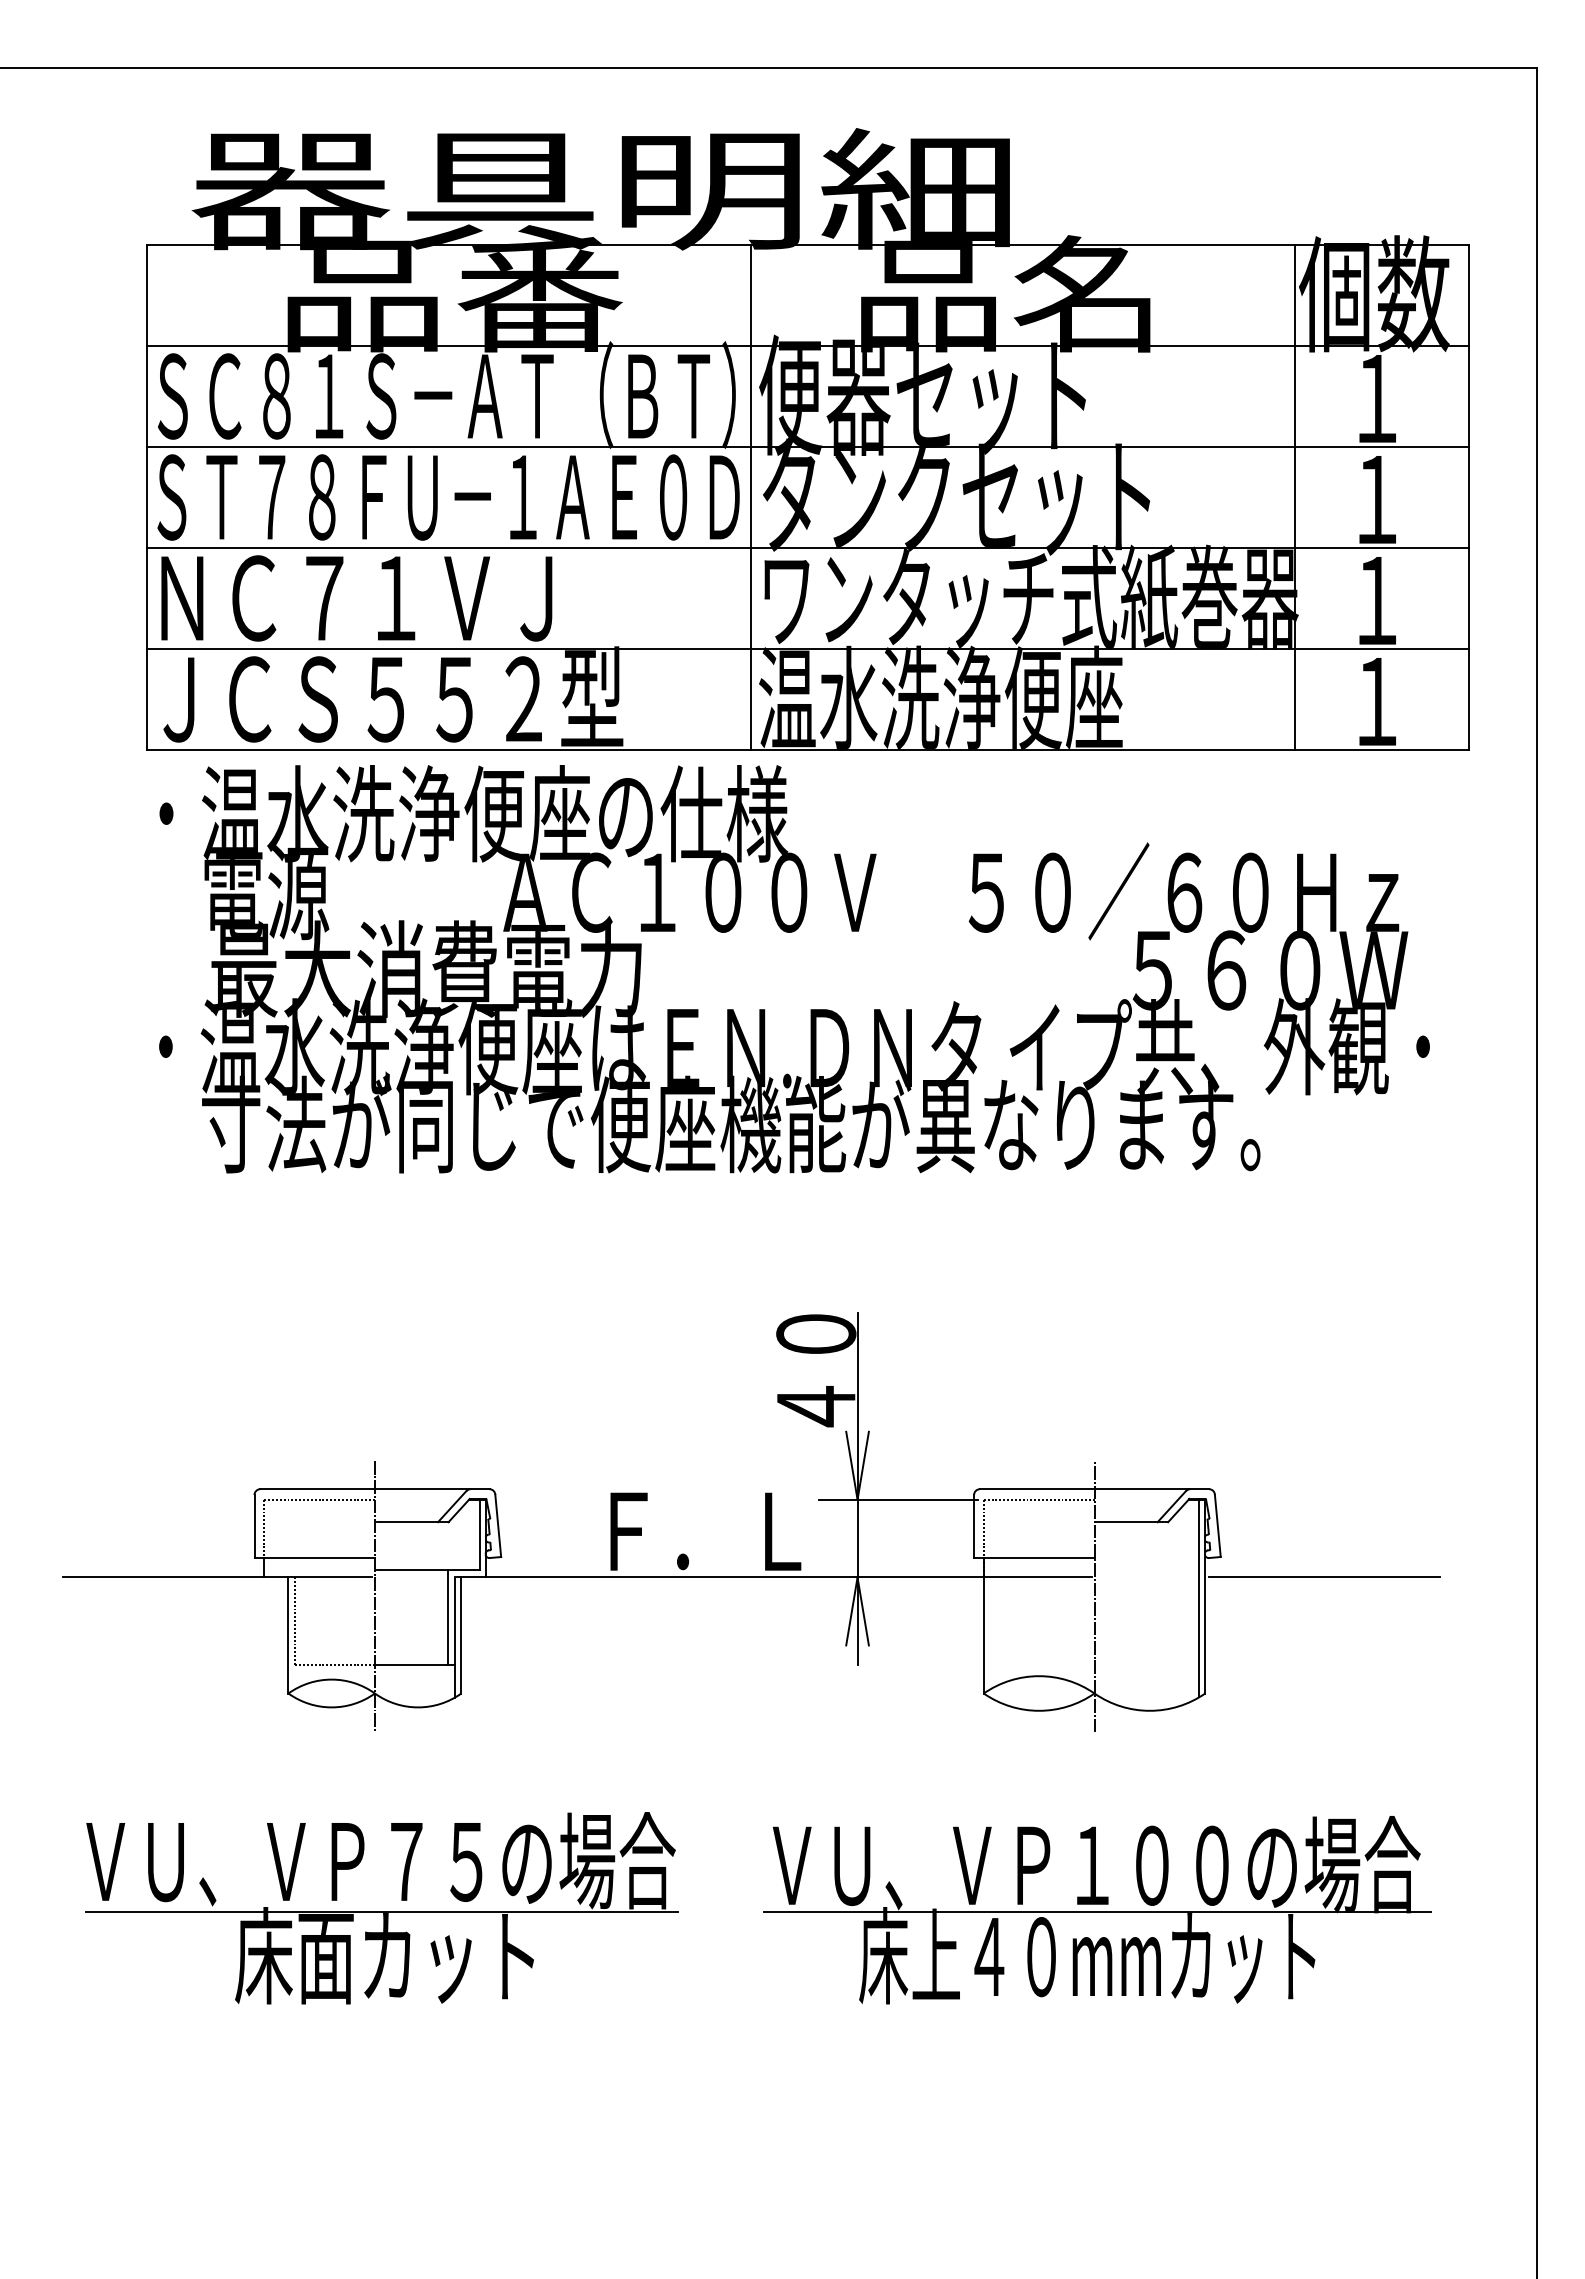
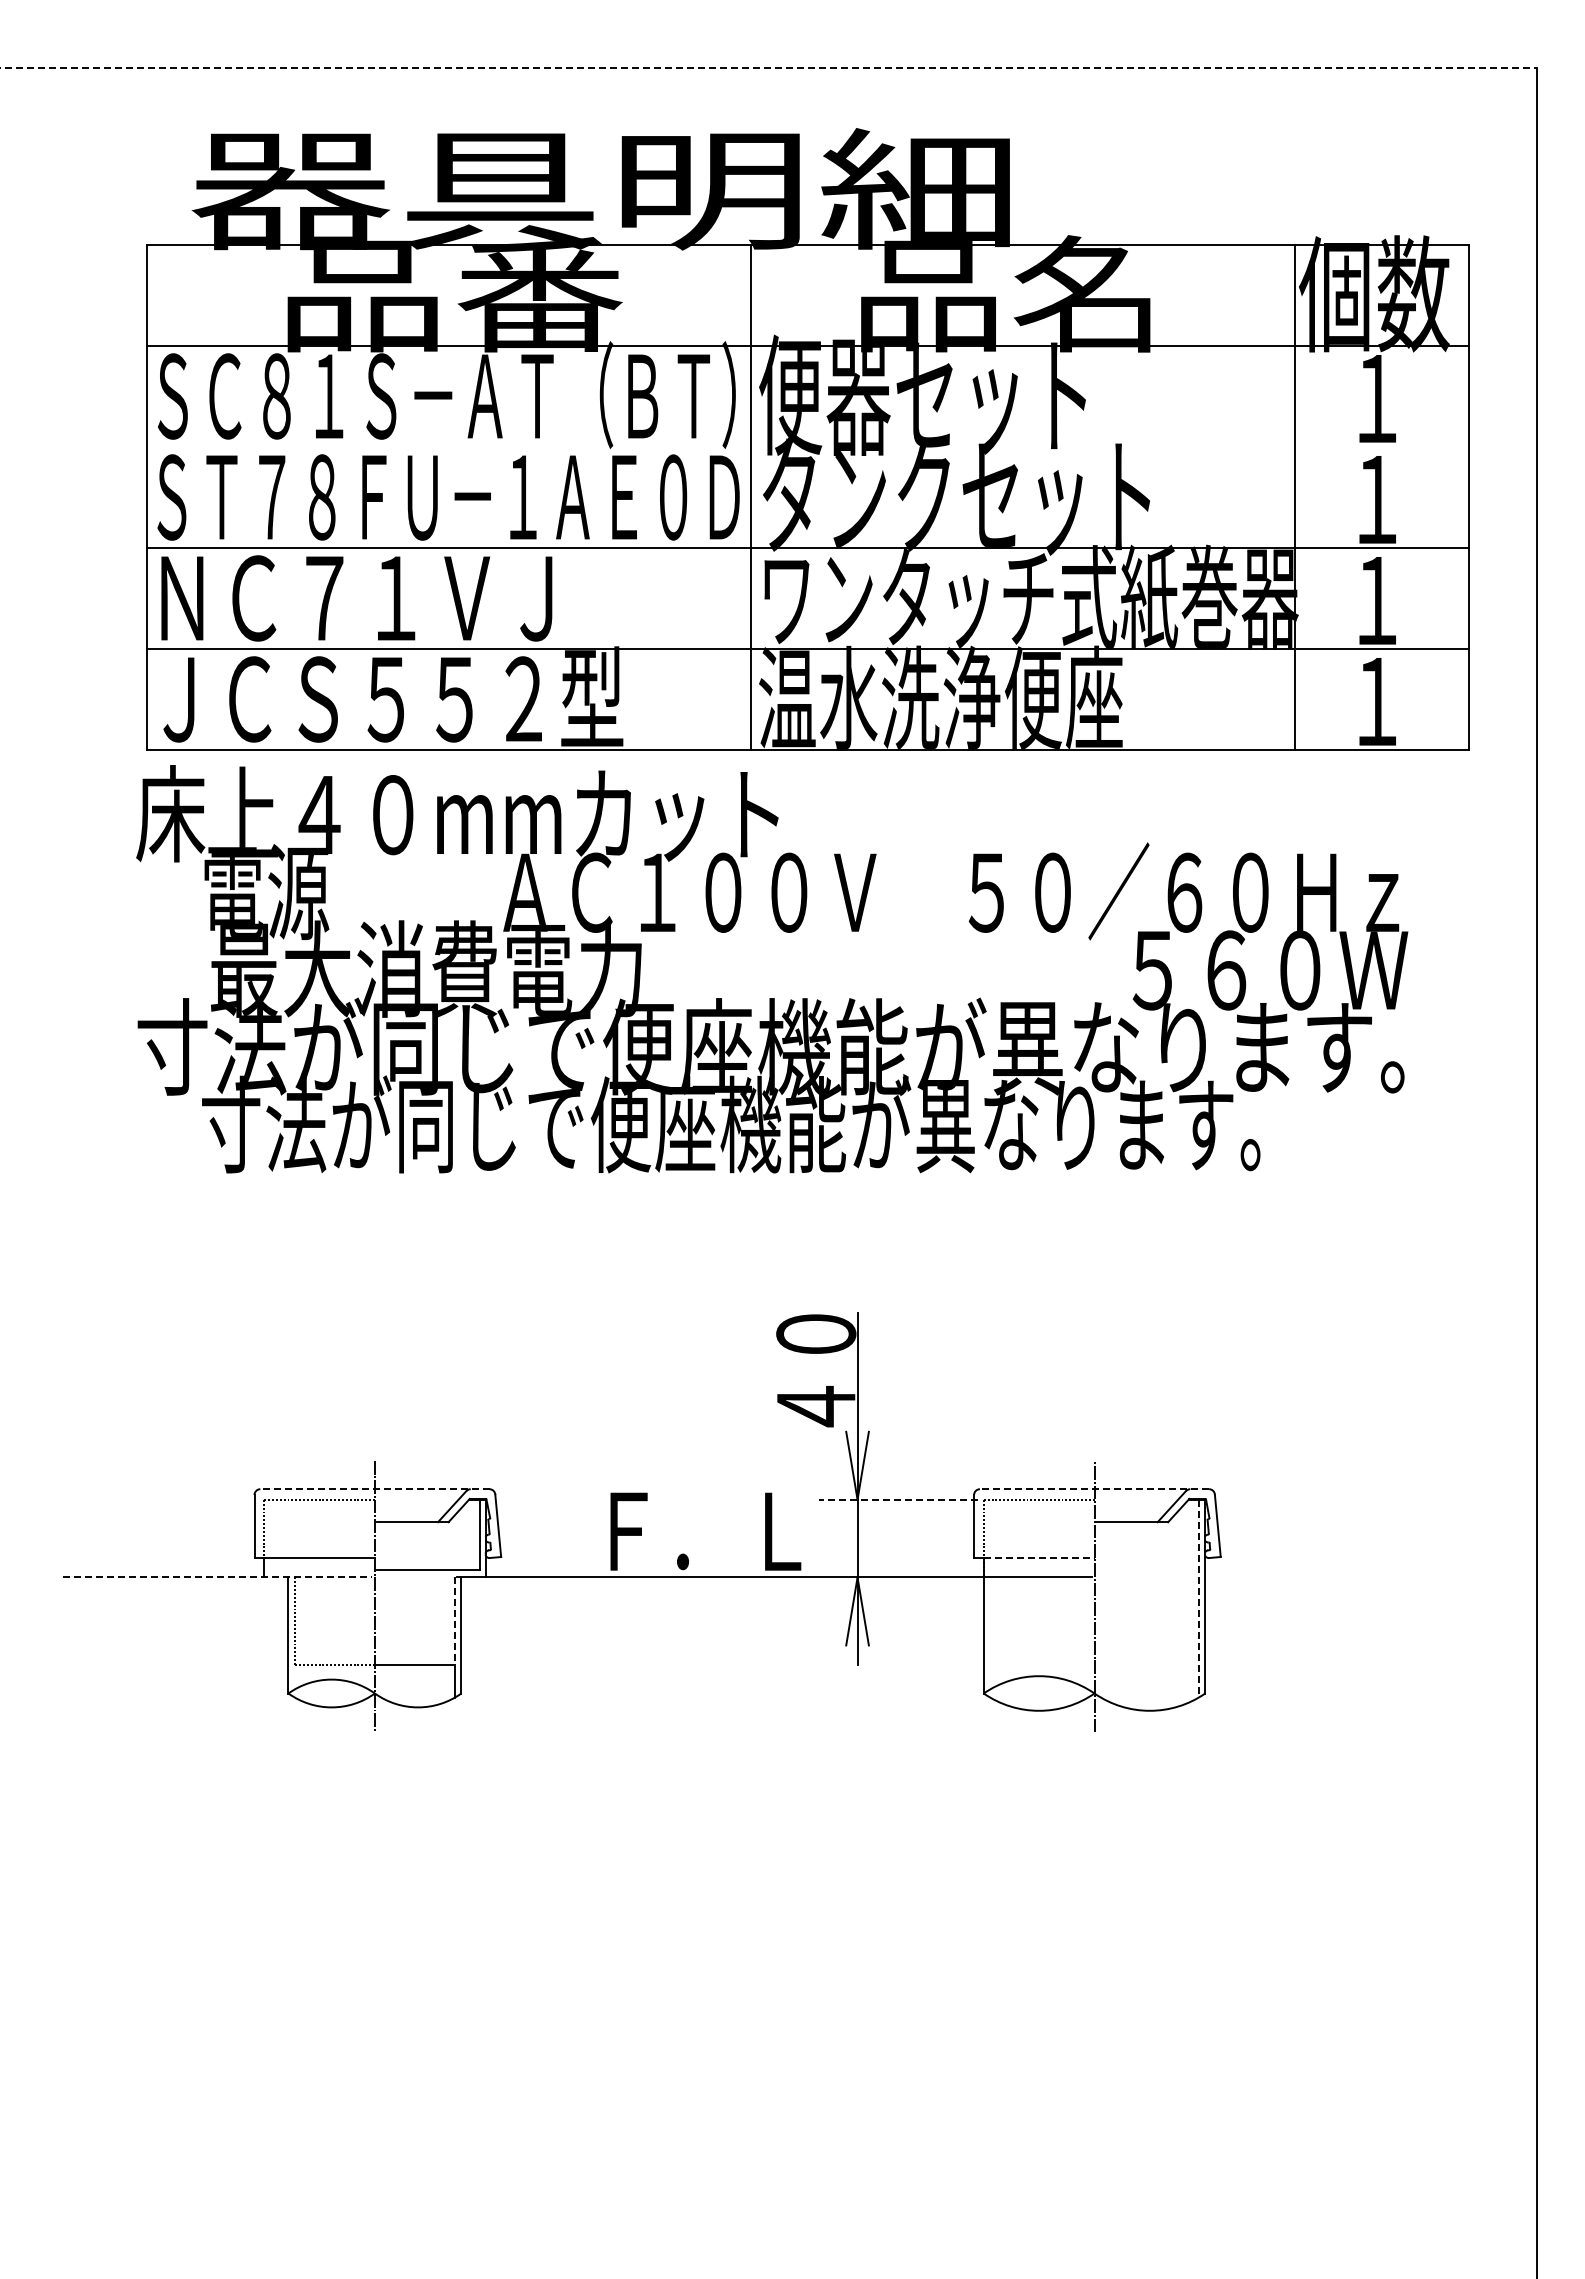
line: solid -> dashed (769, 68)
line: present -> none (807, 447)
text: ・温水洗浄便座の仕様 -> 床上４０mmカット (462, 813)
text: ・温水洗浄便座はＥＮ.ＤＮタ イプ共、外観・ -> 寸法が同じで便座機能が異なります。 (783, 1046)
line: solid -> dashed (374, 1489)
line: solid -> dashed (1094, 1489)
line: solid -> dashed (898, 1499)
line: solid -> dashed (1039, 1558)
line: solid -> dashed (218, 1577)
line: present -> none (1324, 1577)
line: solid -> dashed (1199, 1598)
line: present -> none (447, 1616)
line: solid -> dashed (454, 1621)
part: present -> none (381, 1908)
part: present -> none (1097, 1910)
